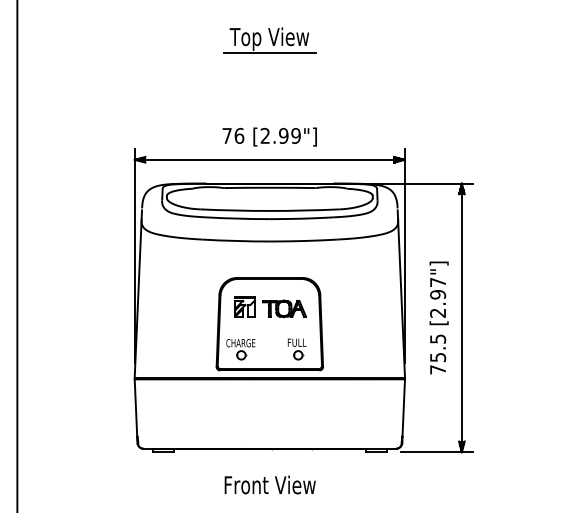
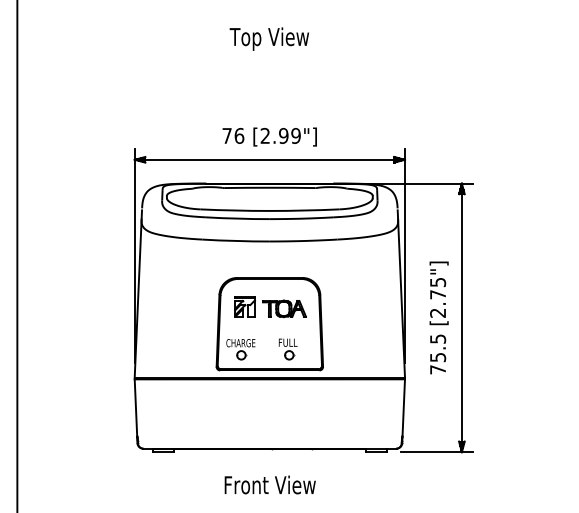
line: present -> none (269, 53)
text: [2.97"] -> [2.75"] (438, 288)
part position: (296, 349) -> (287, 349) (287, 349)
